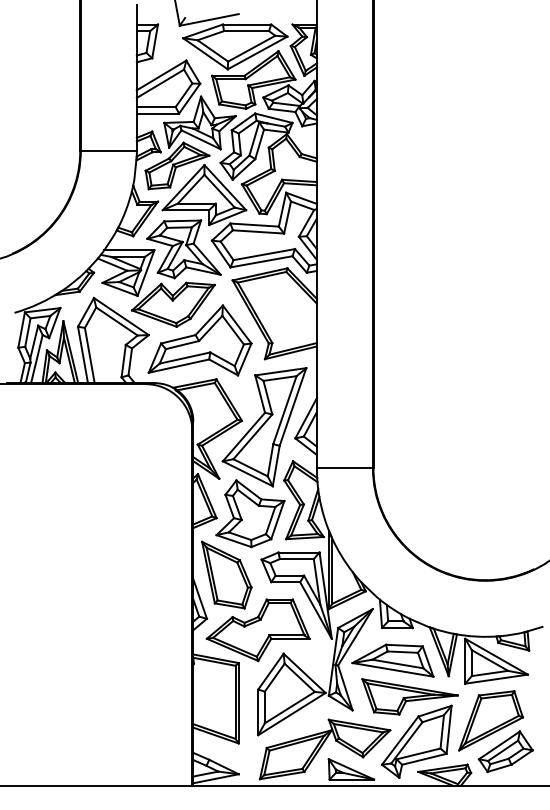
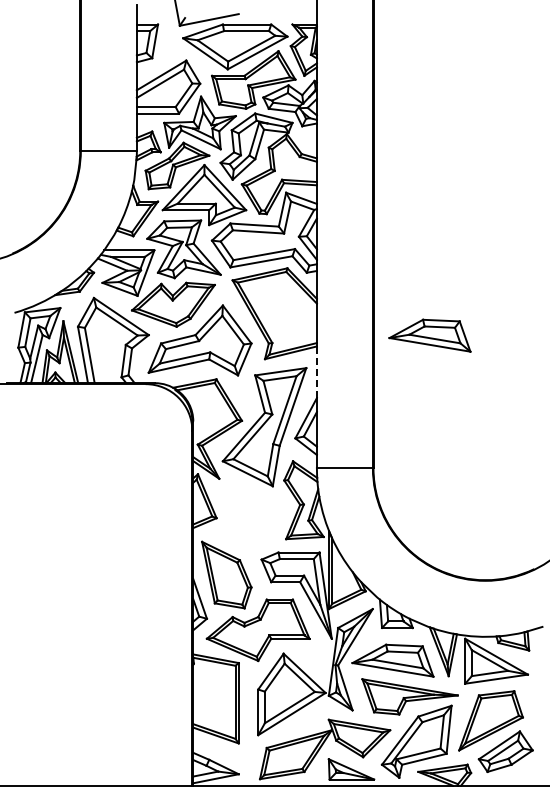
part: none -> present (429, 335)
line: solid -> dashed (316, 372)
part: present -> none (250, 513)
